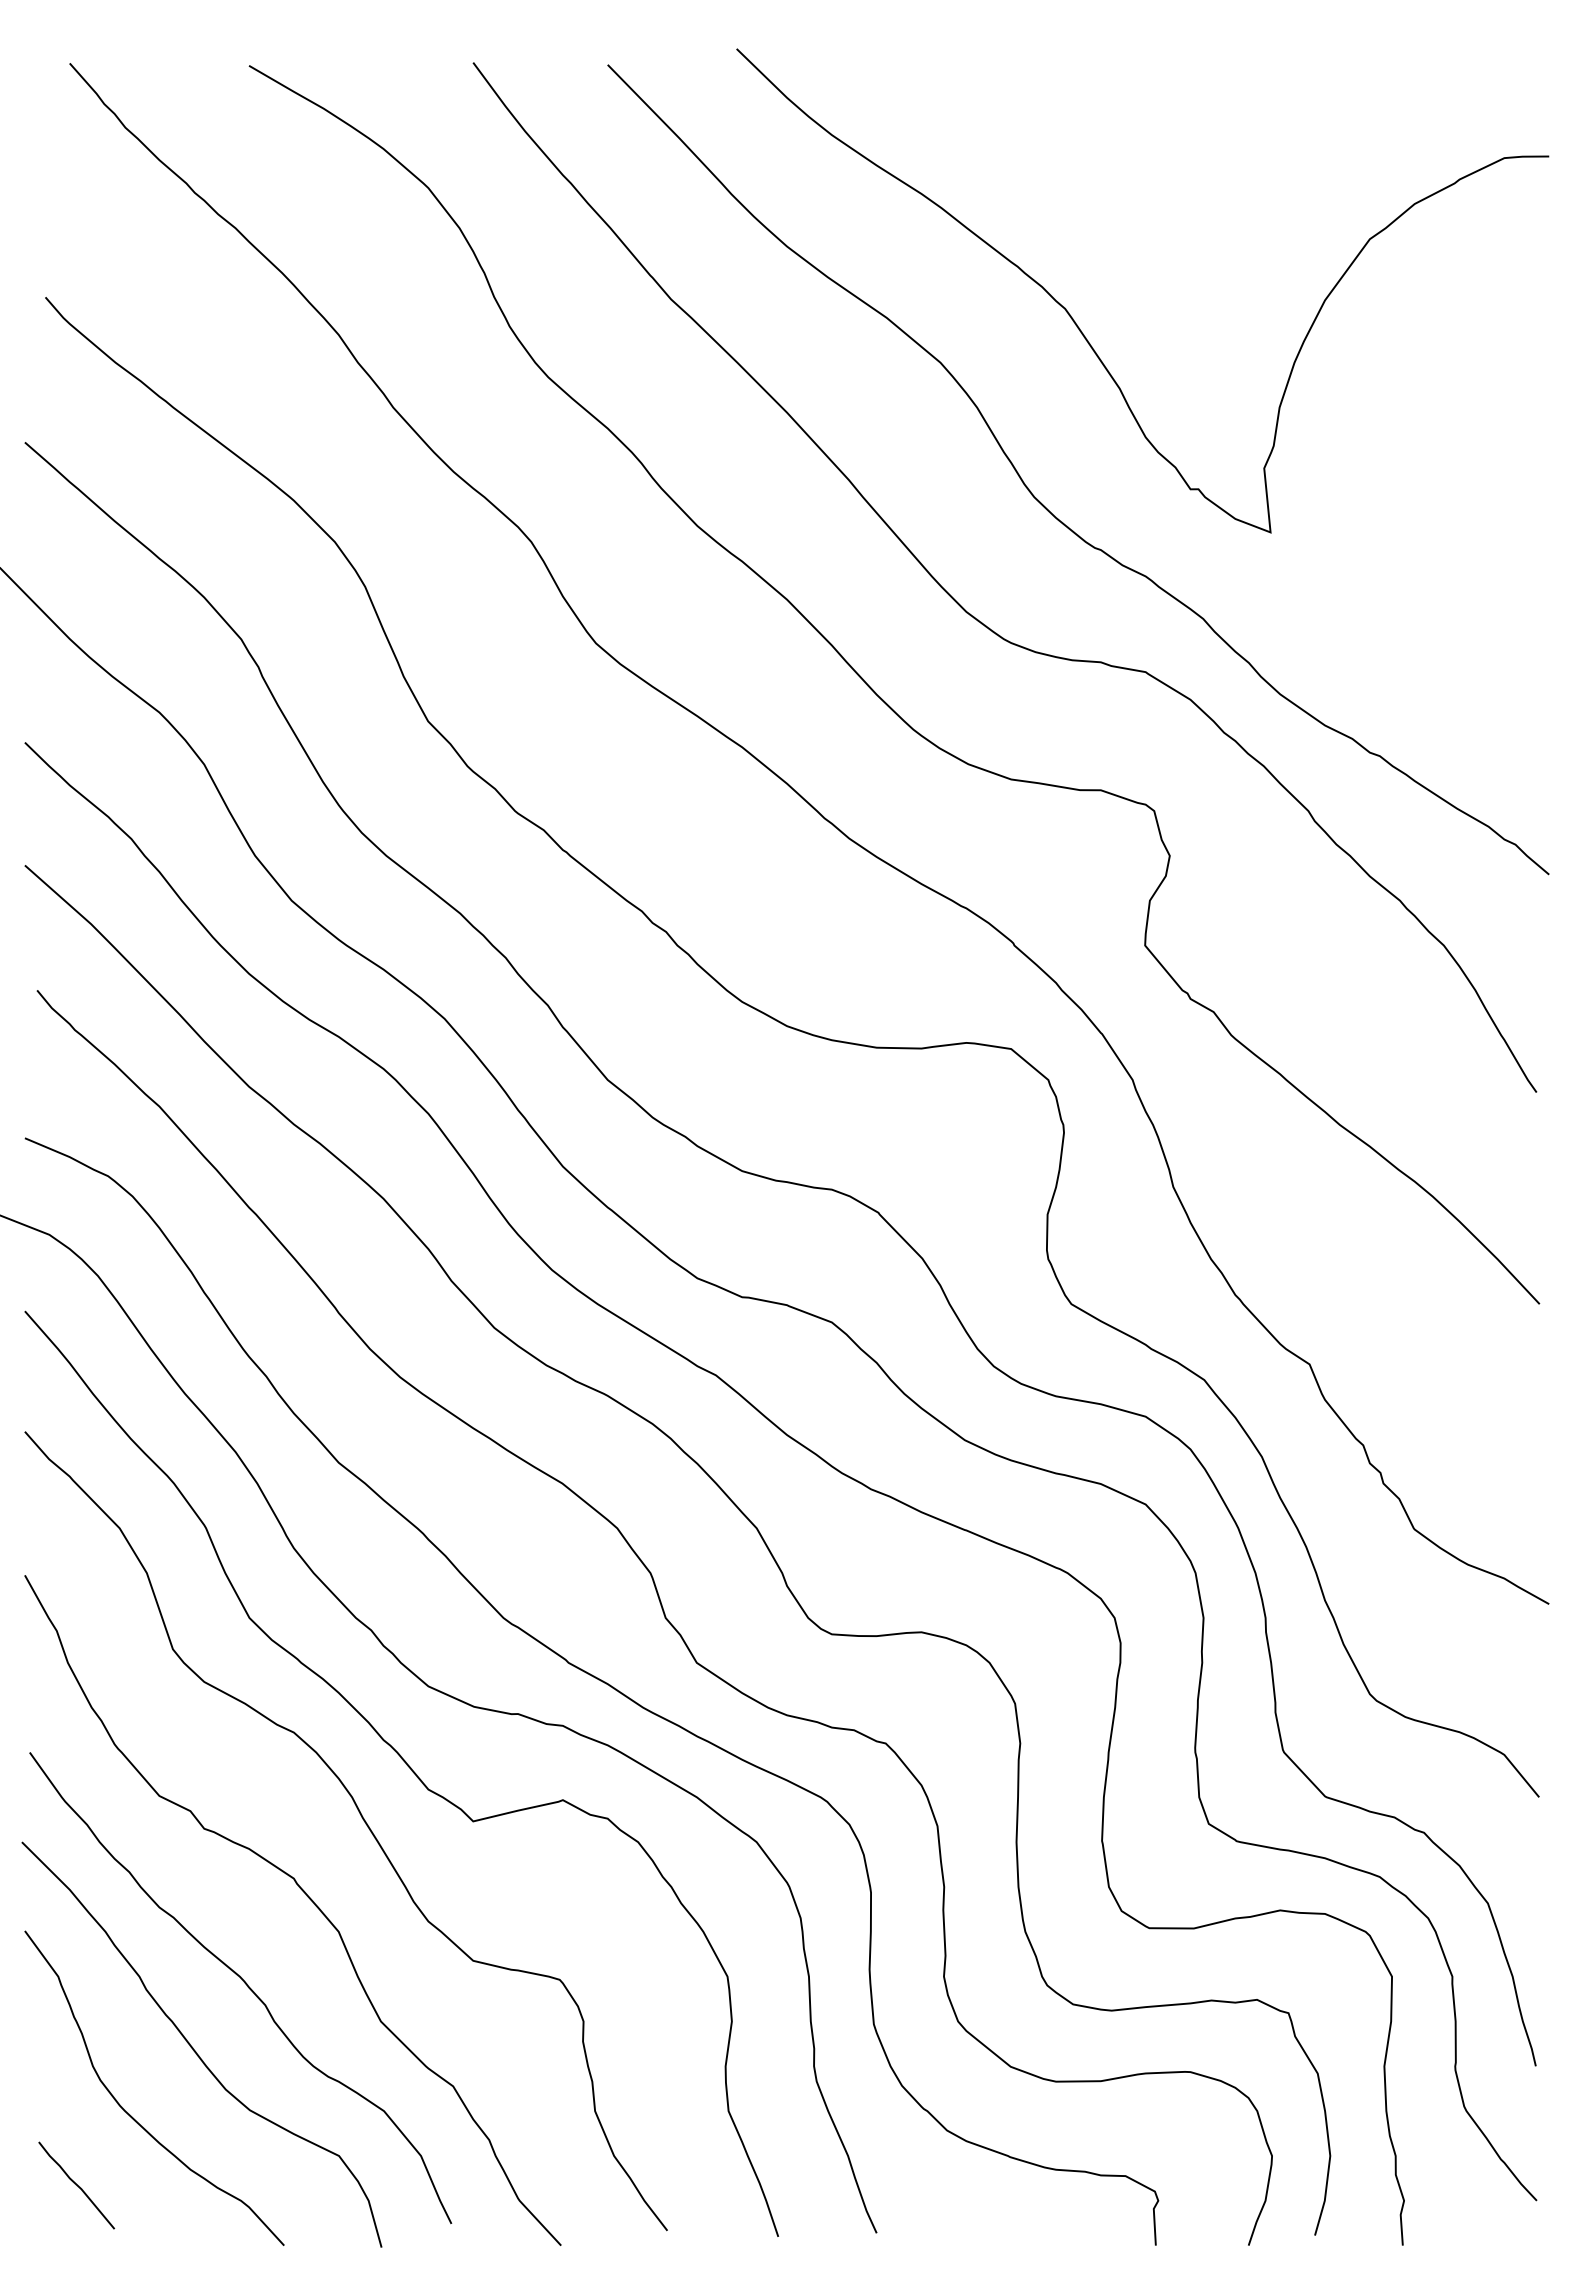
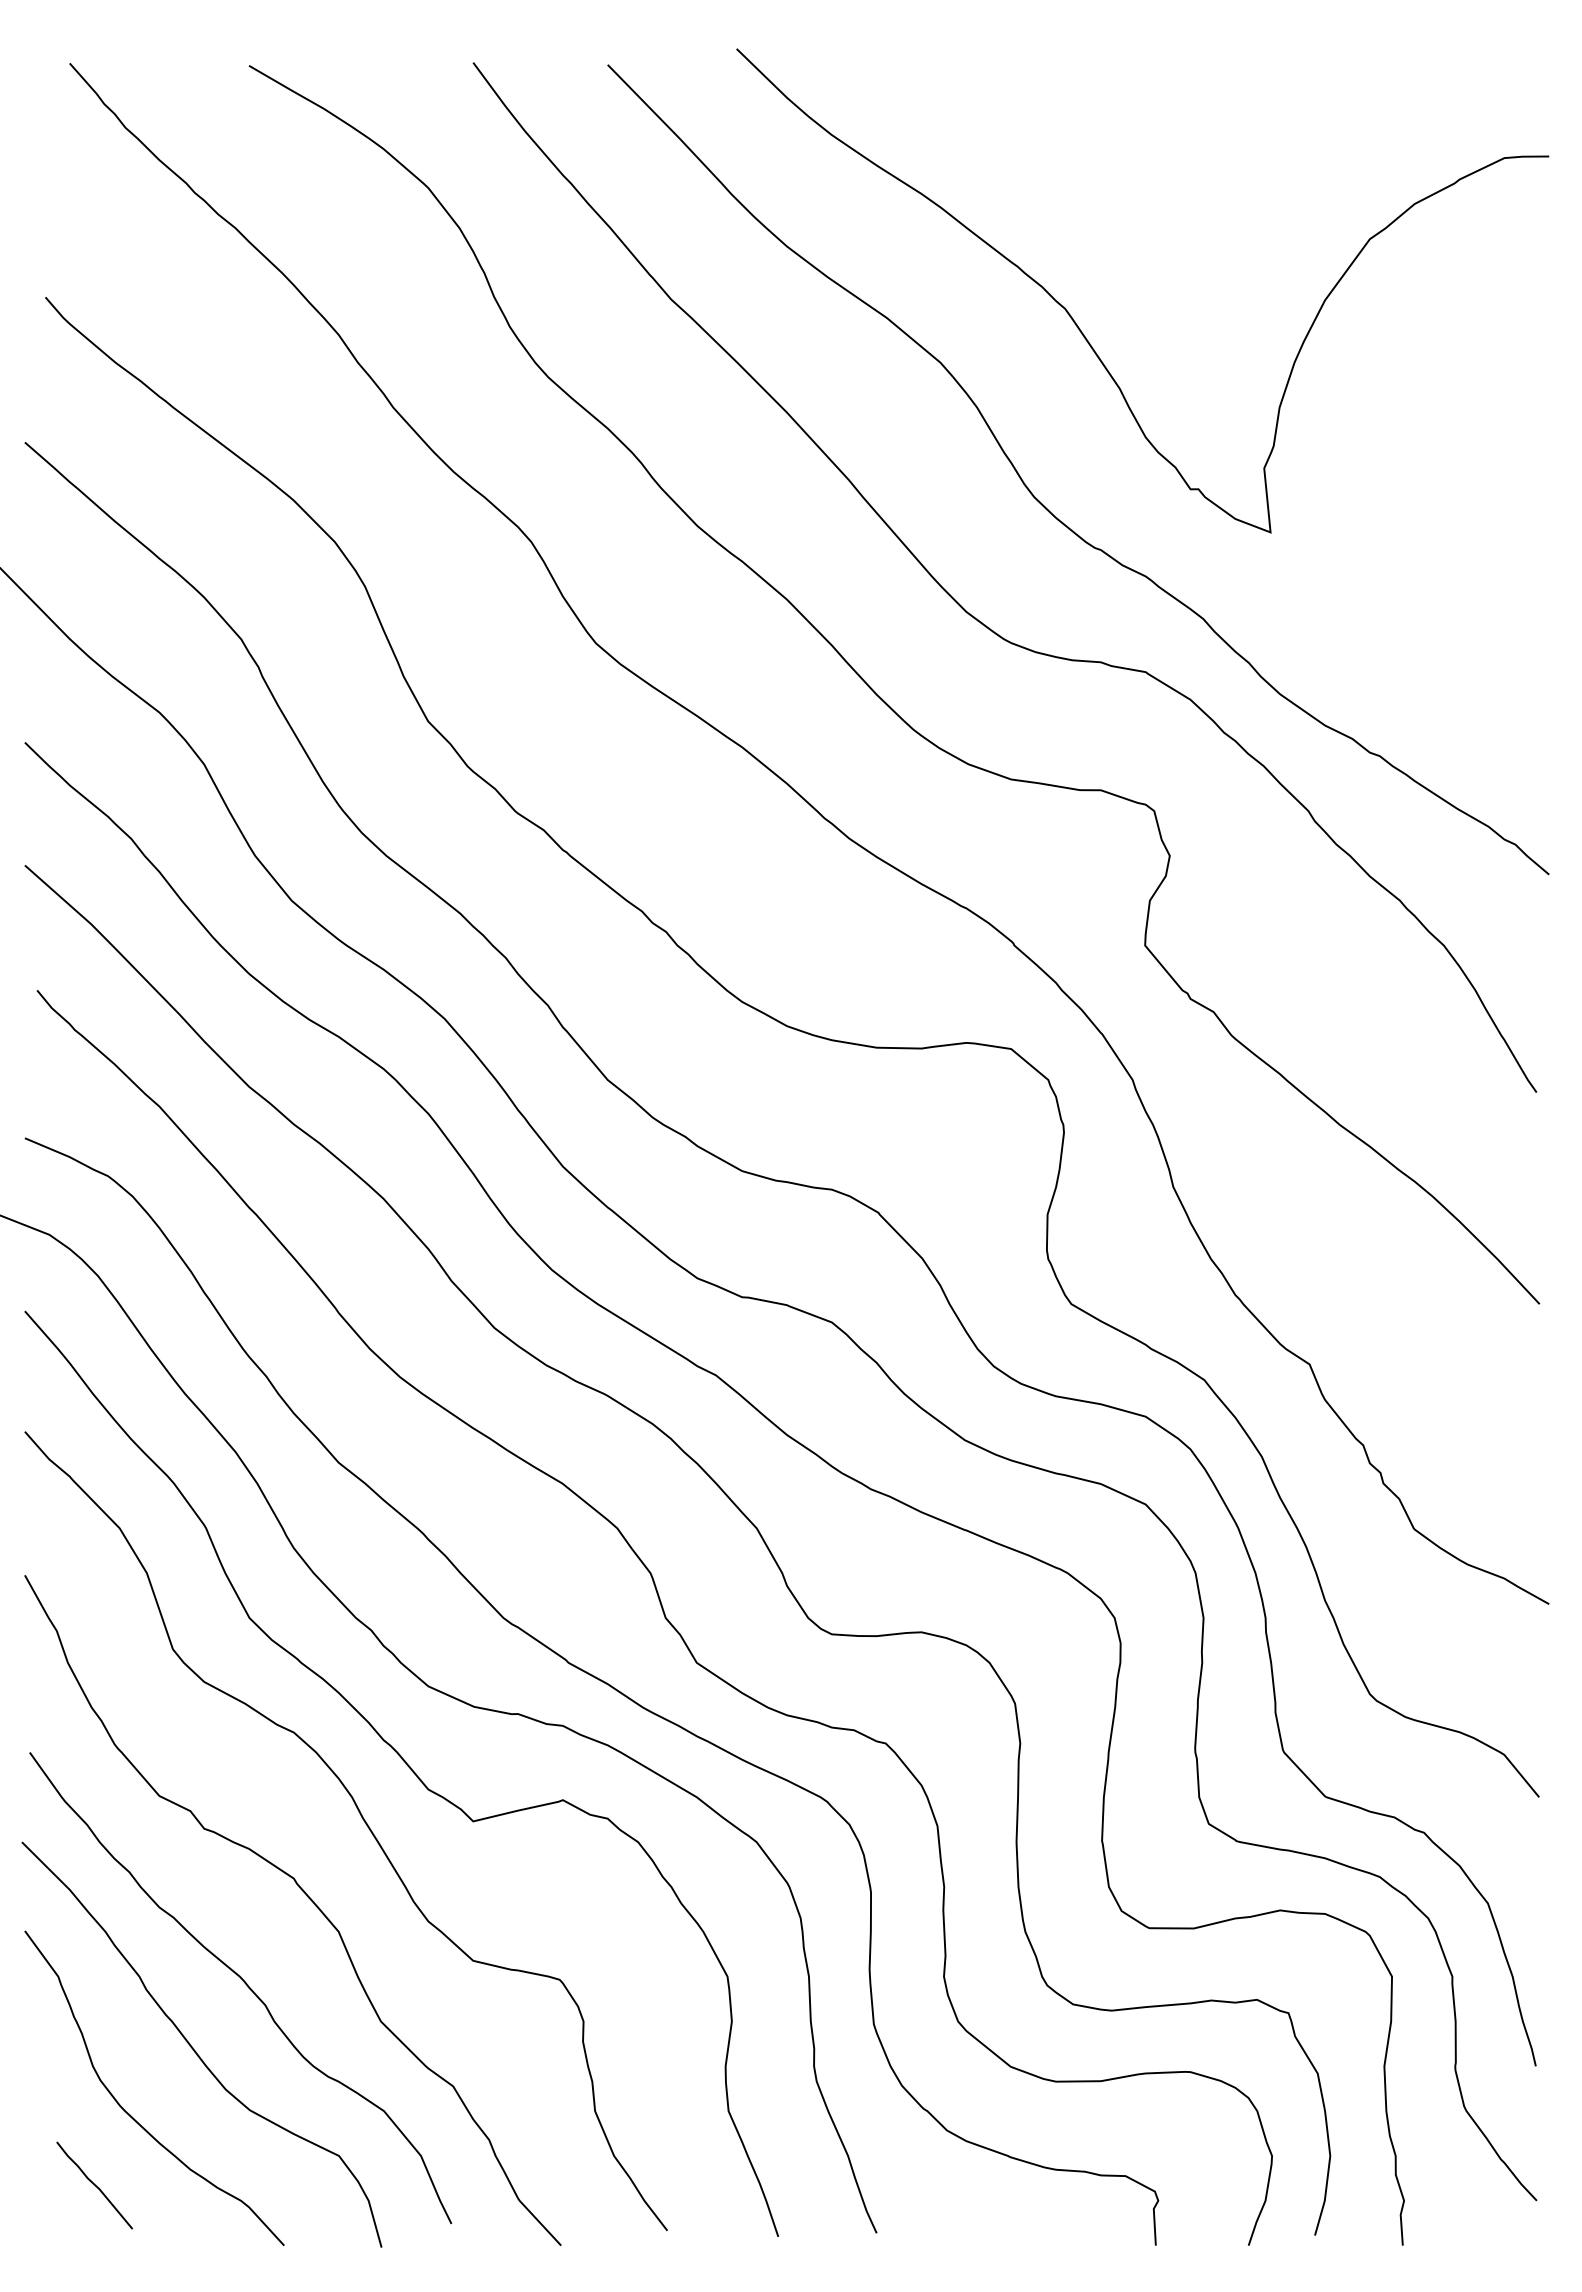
curve position: (76, 2185) -> (94, 2185) (94, 2185)
